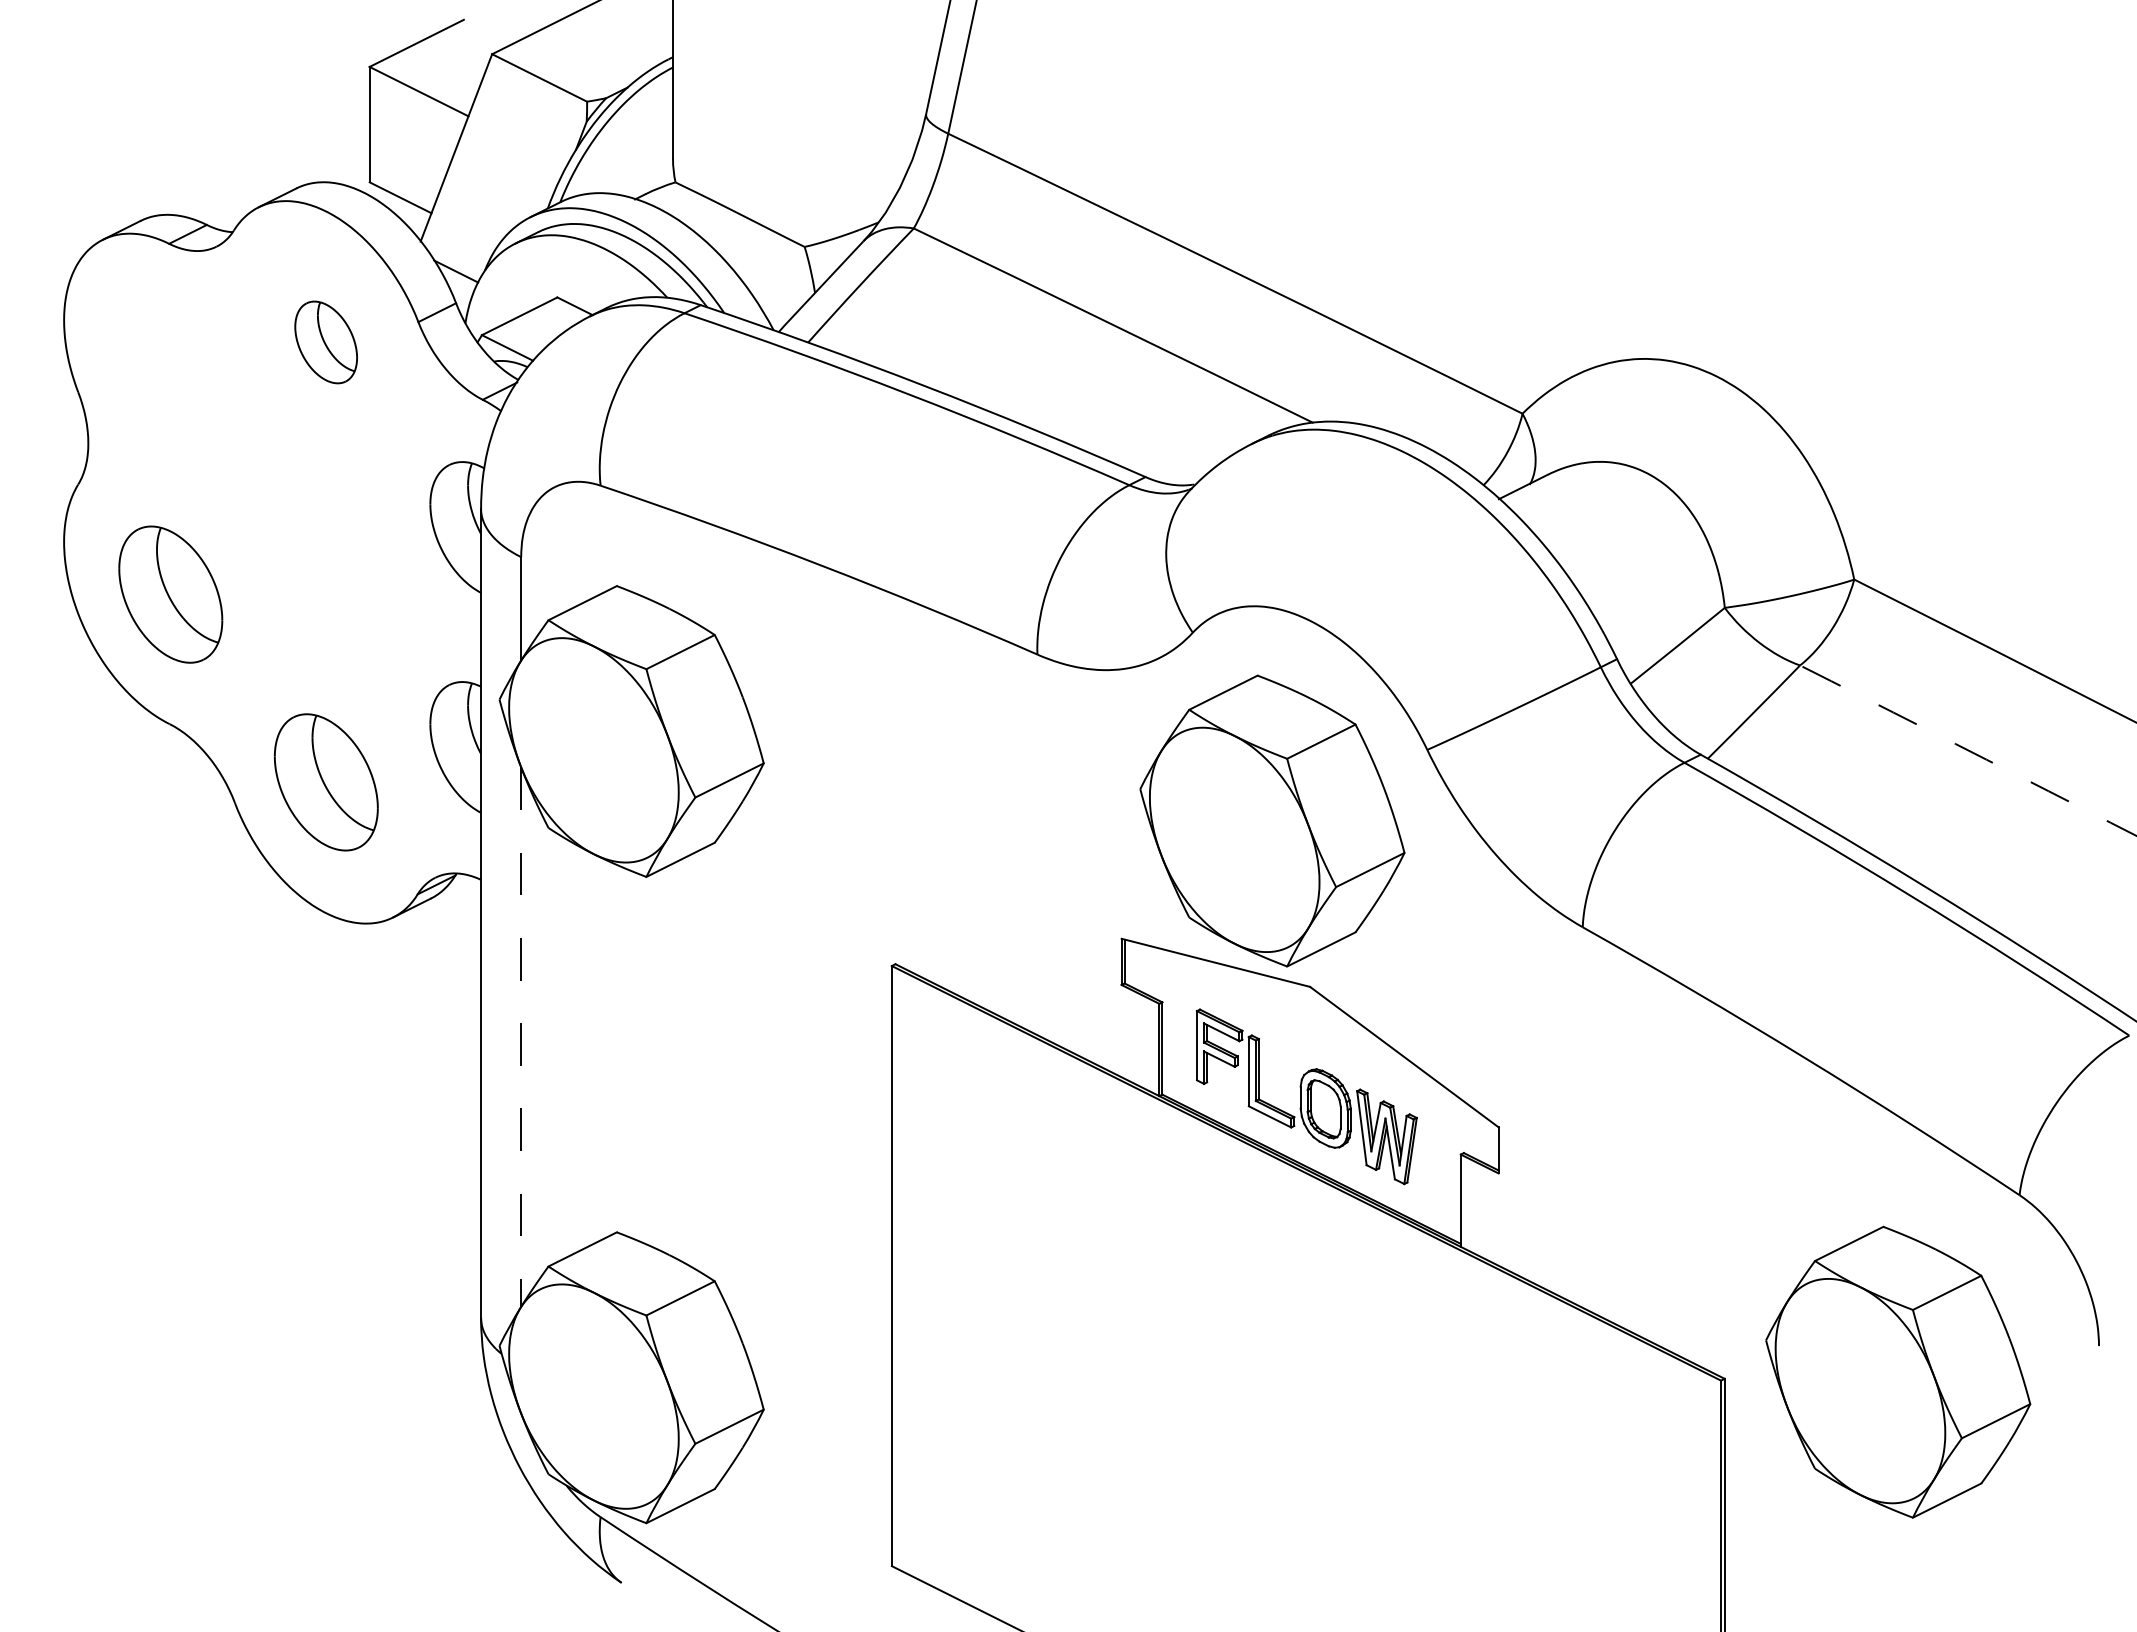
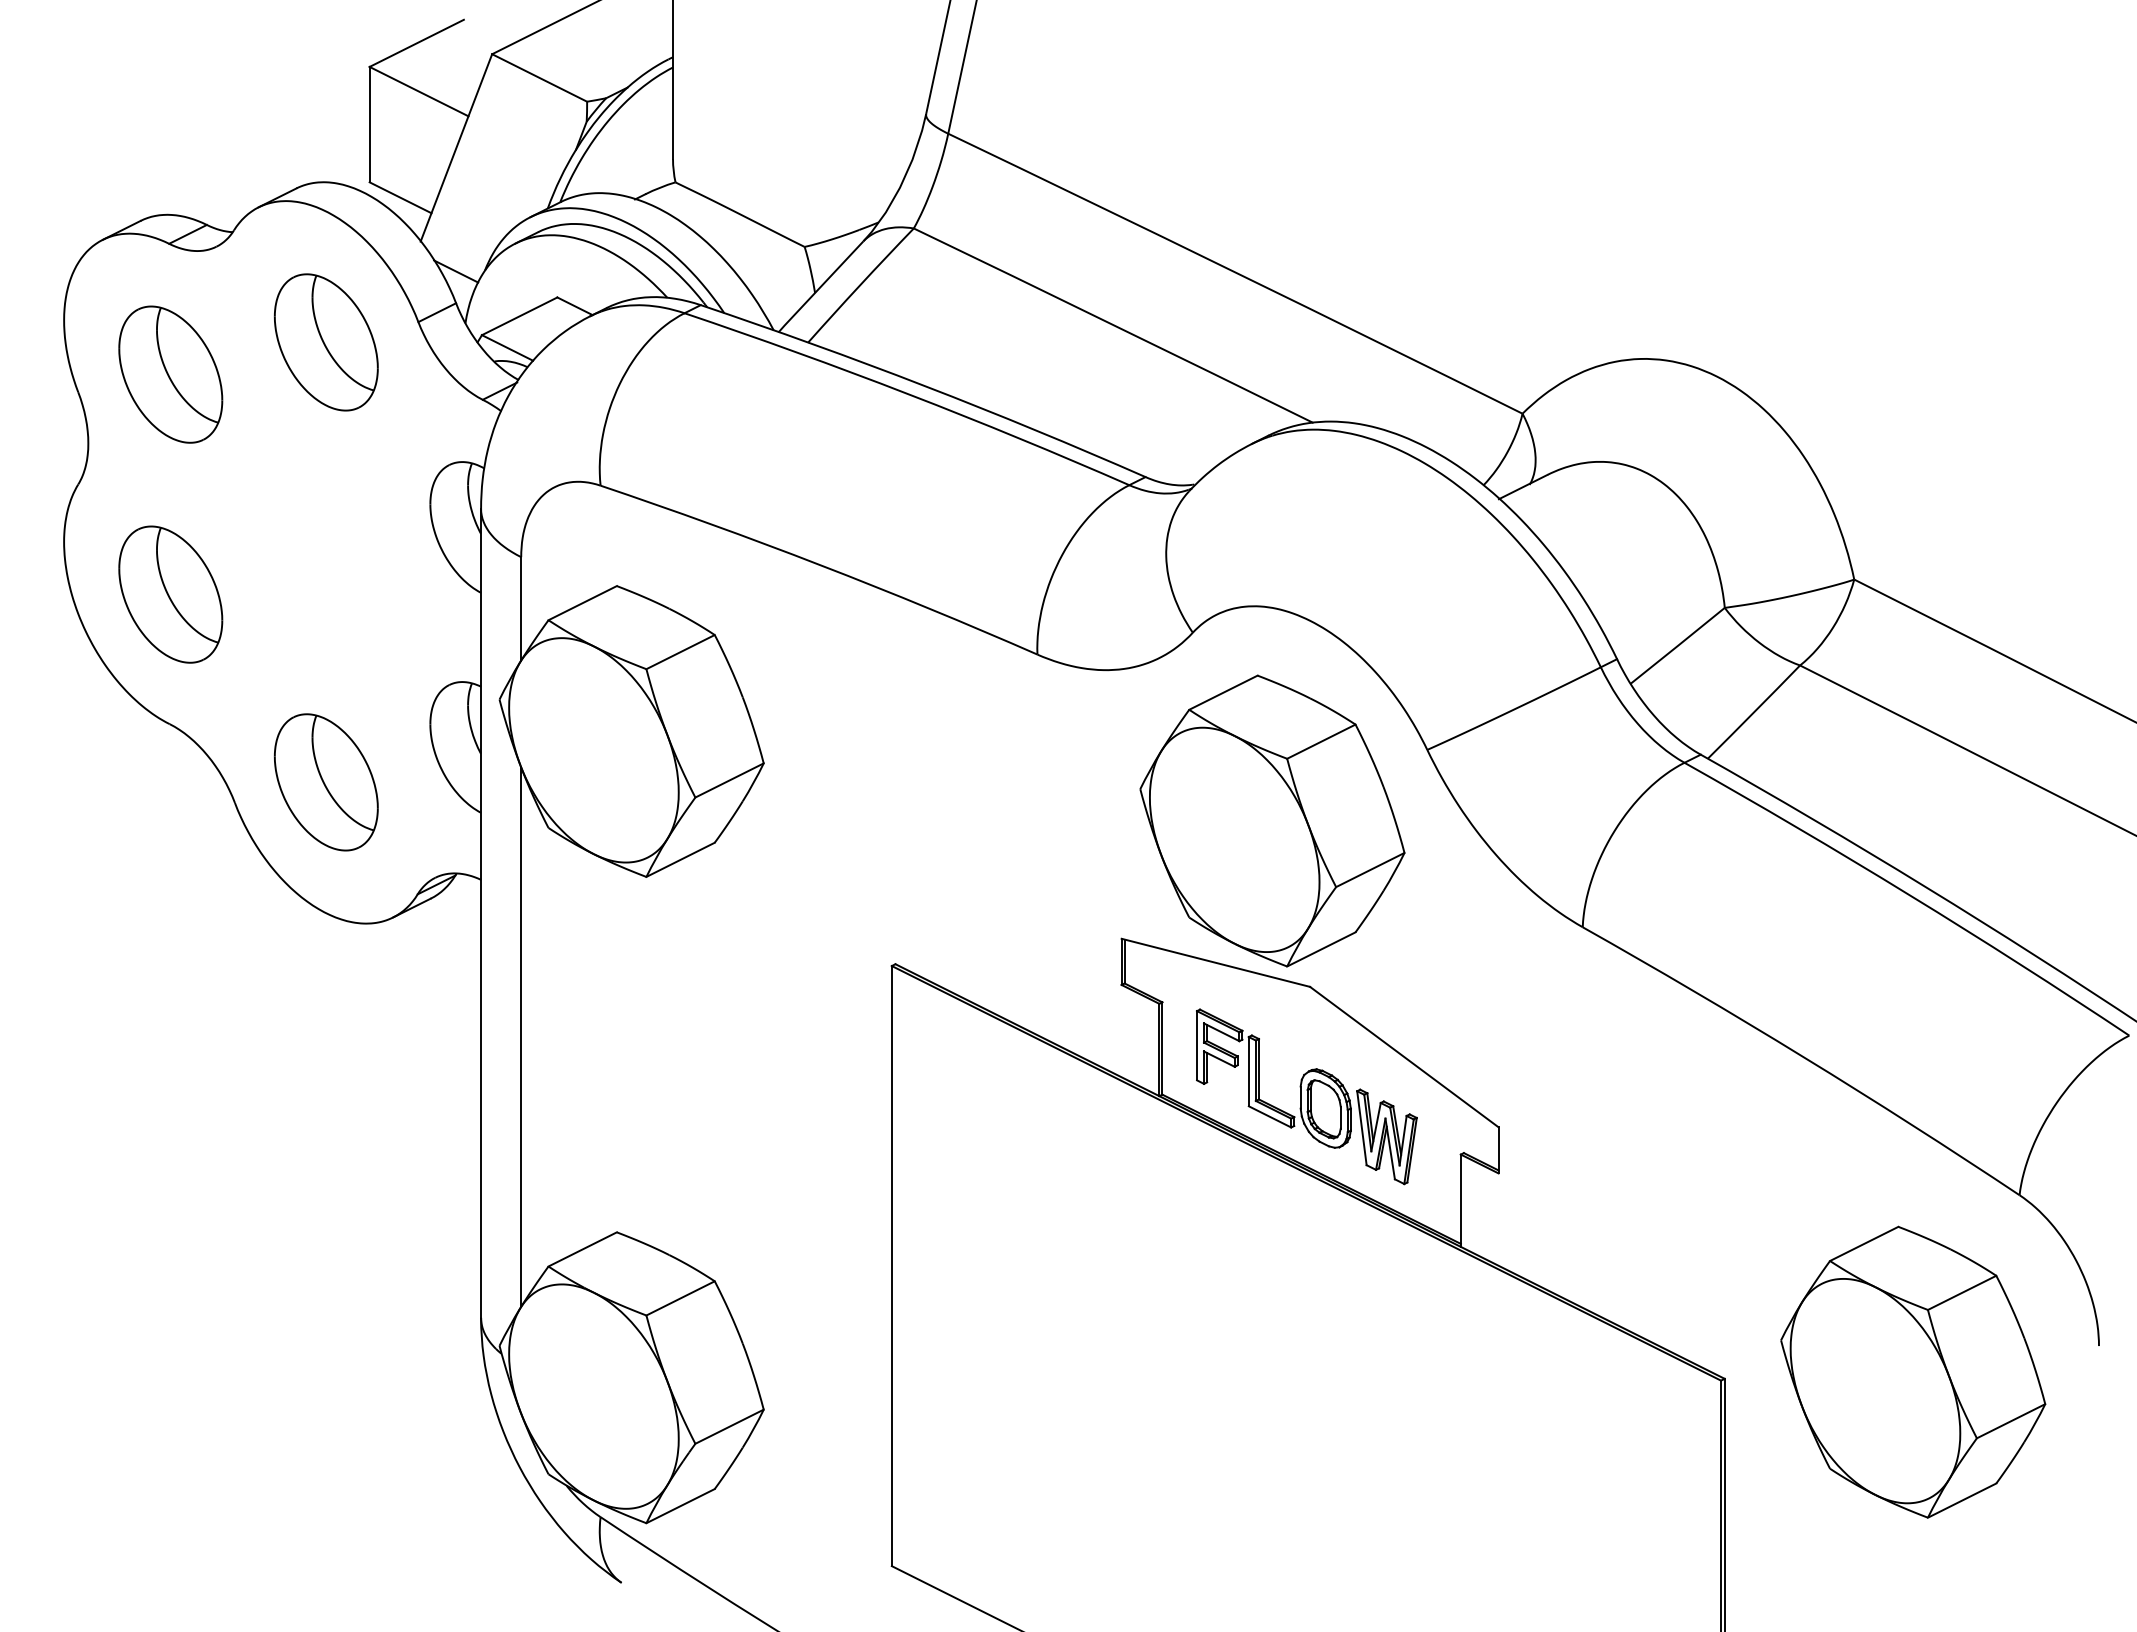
part size: 64x85 px -> 106x139 px (325, 342)
part: none -> present (170, 374)
arc: dashed -> solid (1967, 750)
line: dashed -> solid (521, 1037)
part position: (1898, 1371) -> (1913, 1371) (1913, 1371)
